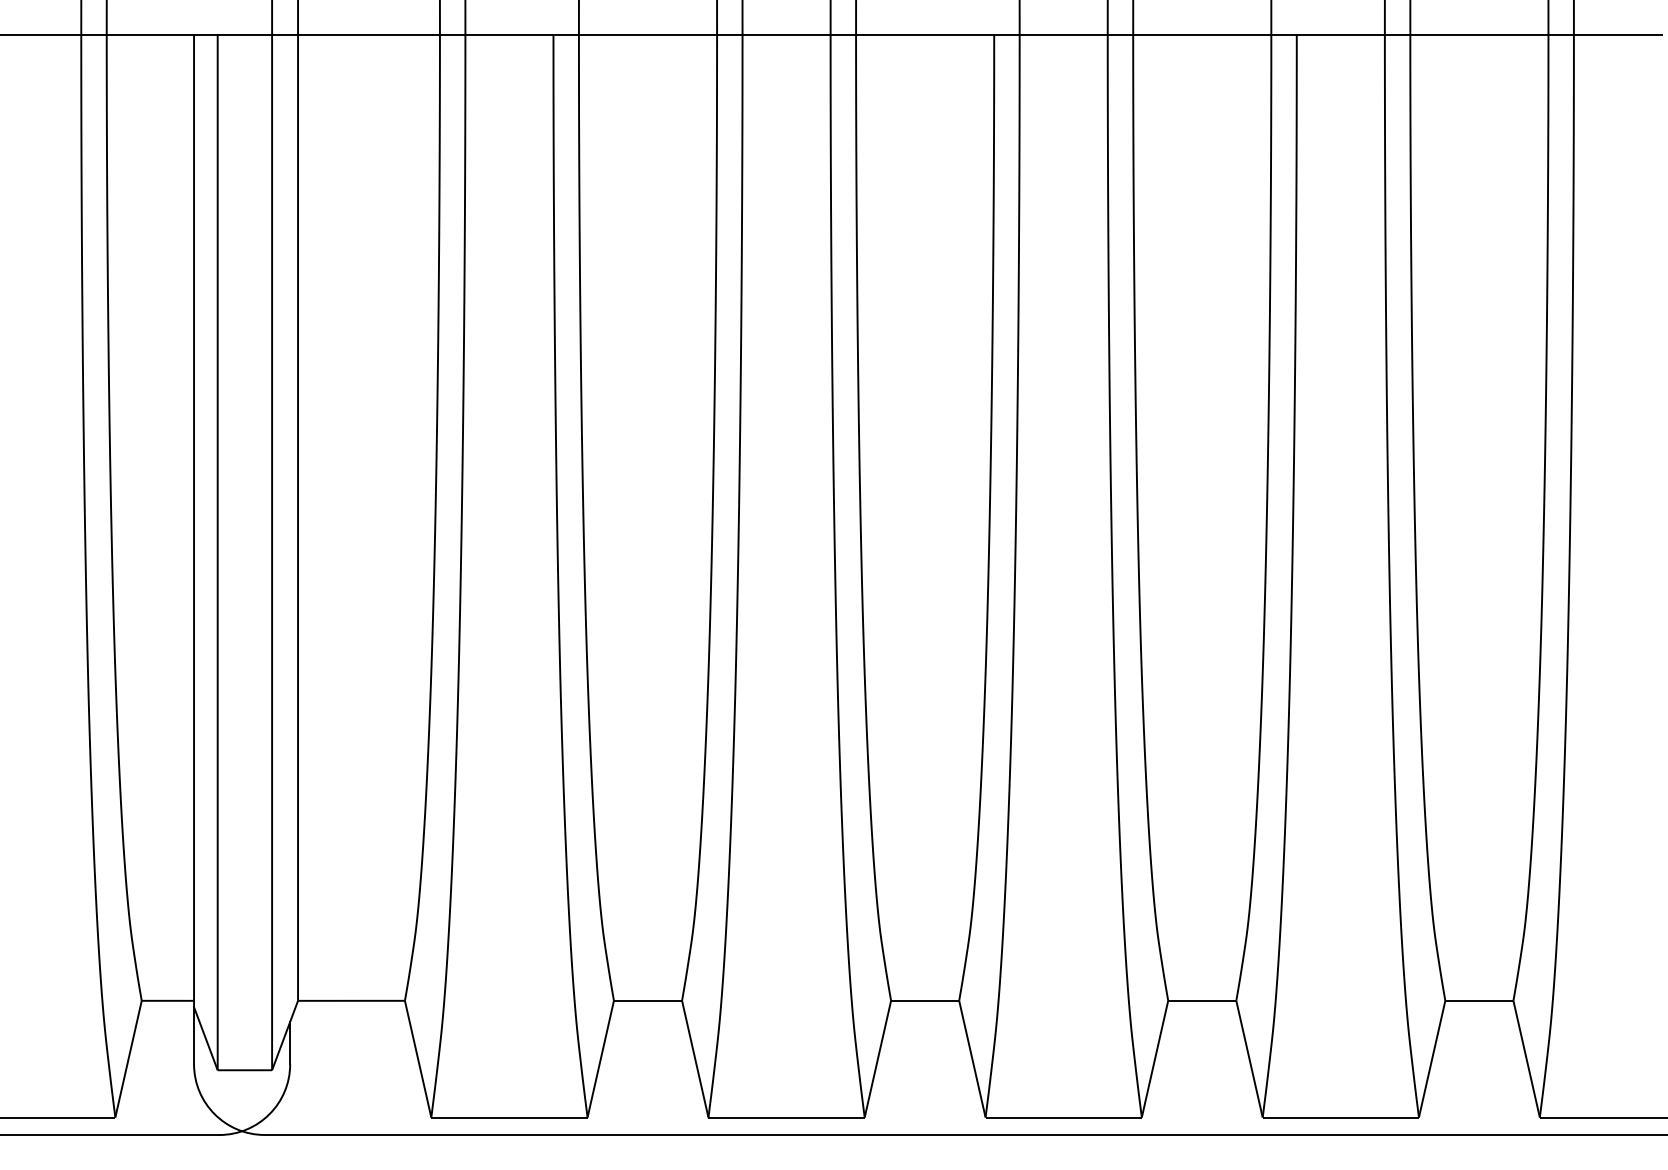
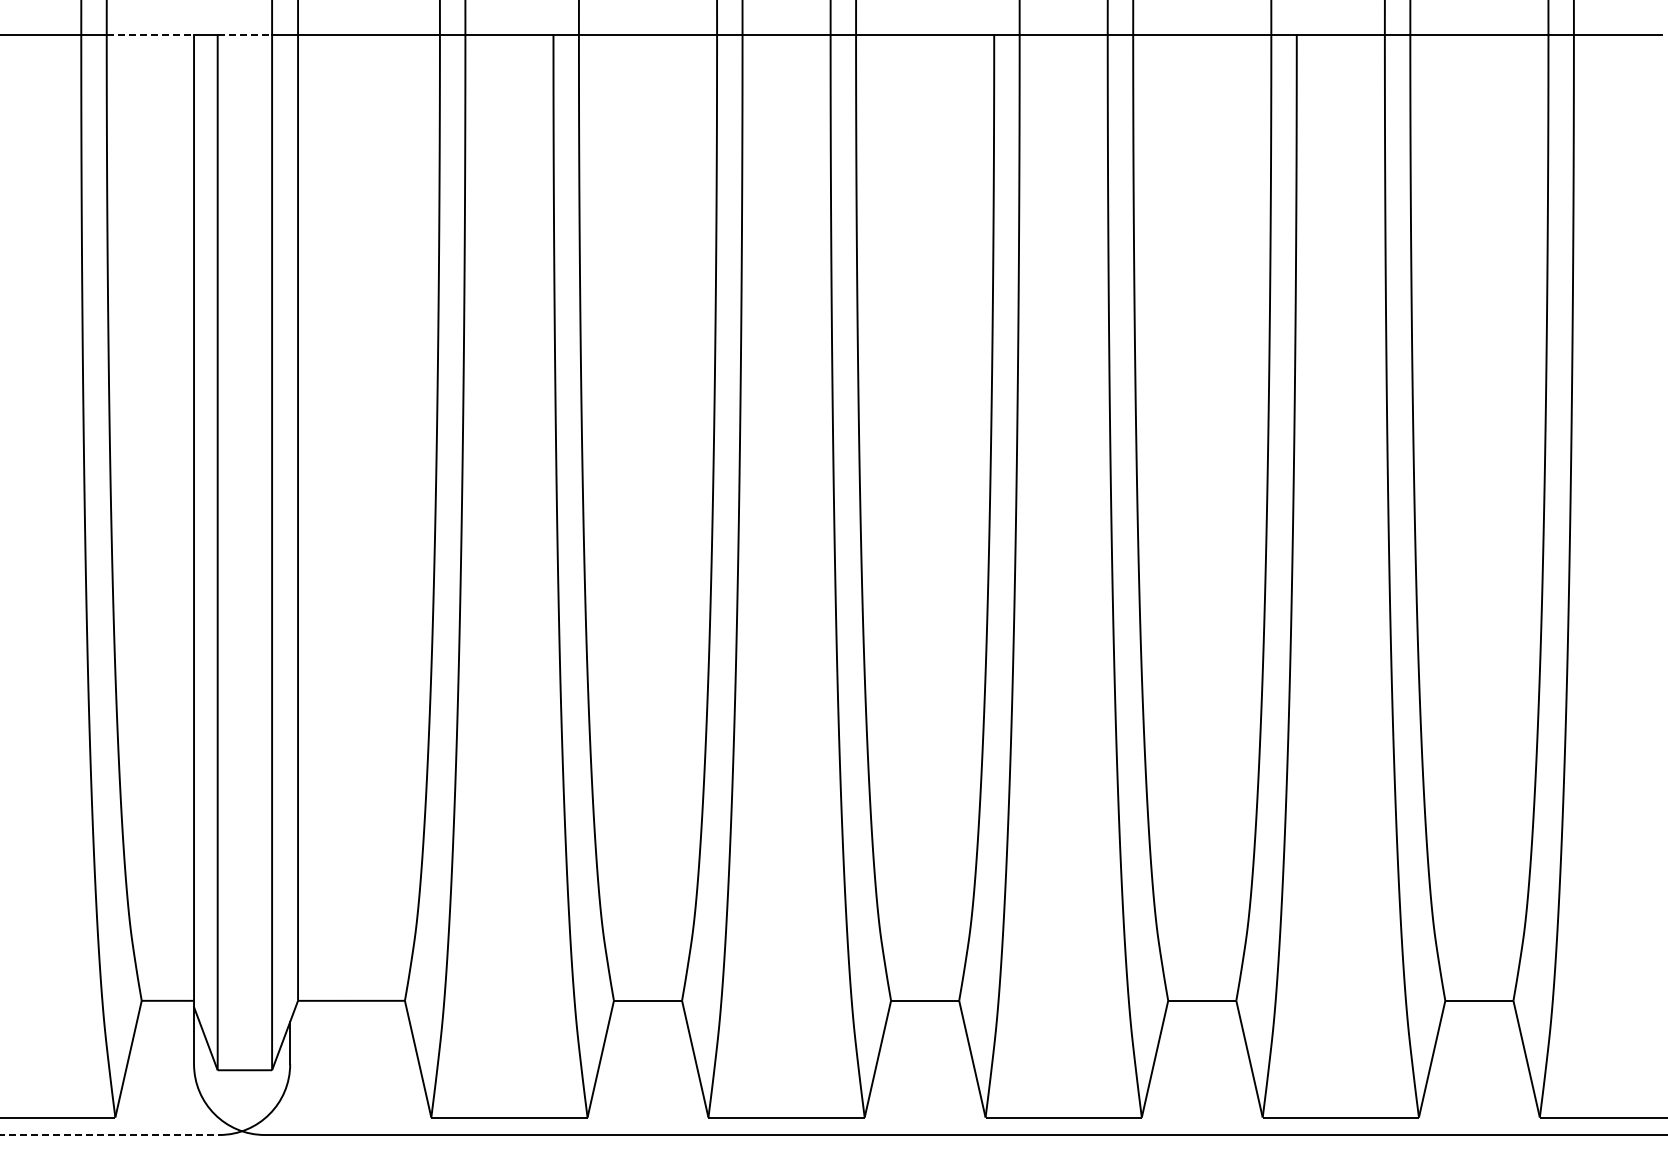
line: solid -> dashed (150, 34)
line: solid -> dashed (245, 34)
line: solid -> dashed (110, 1135)
